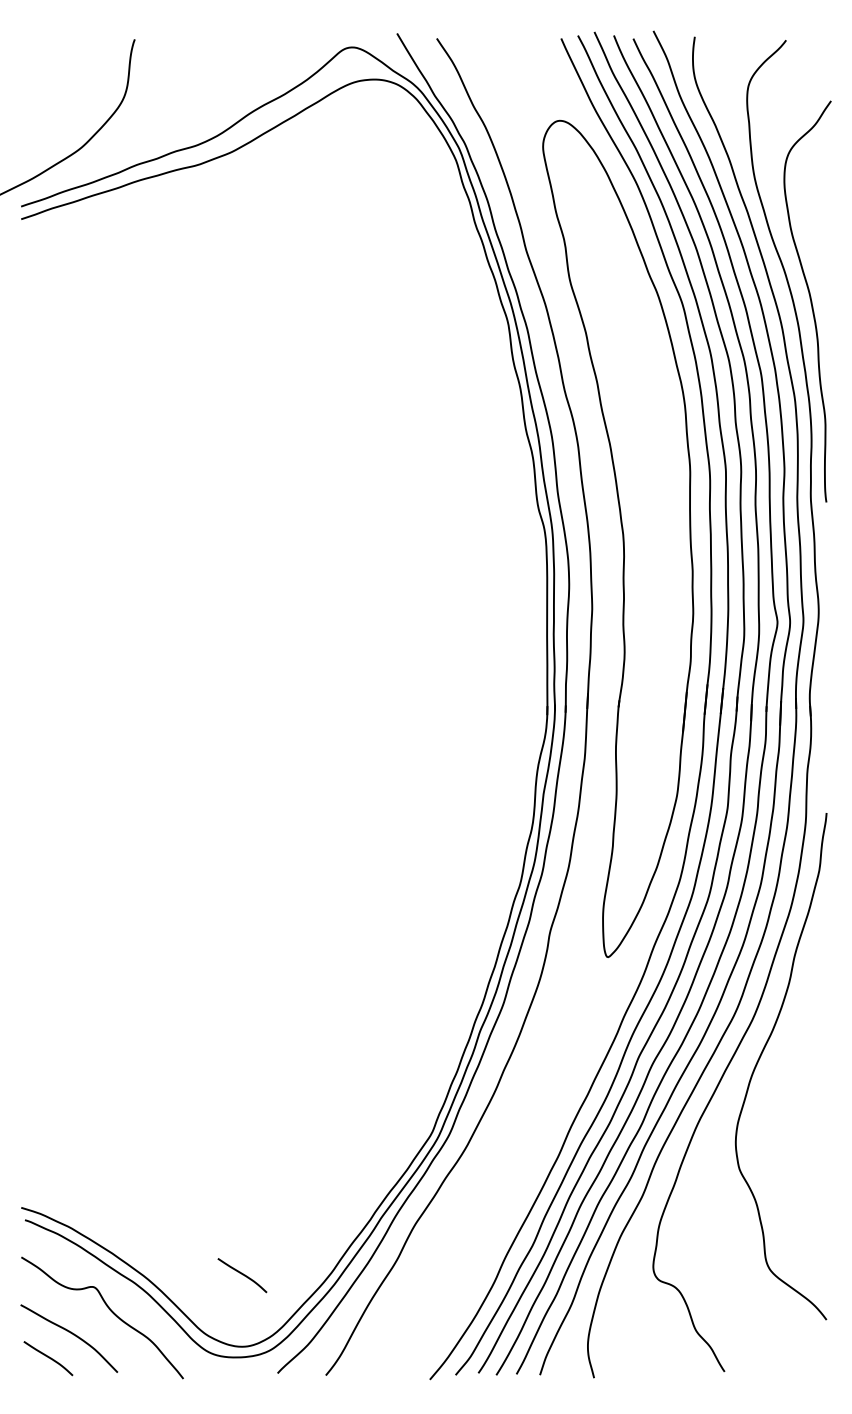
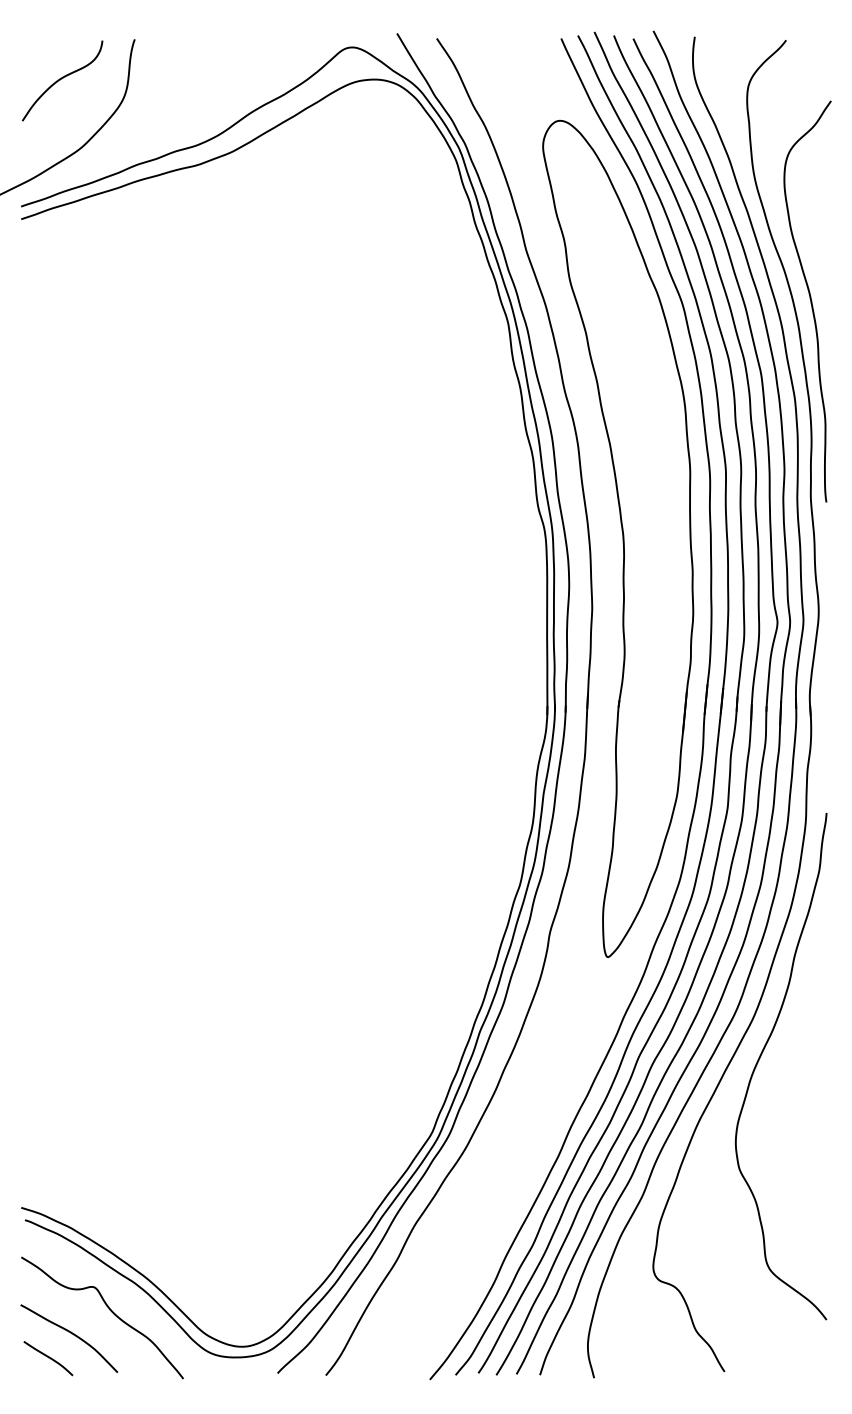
curve: none -> present (61, 79)
curve: present -> none (242, 1275)
